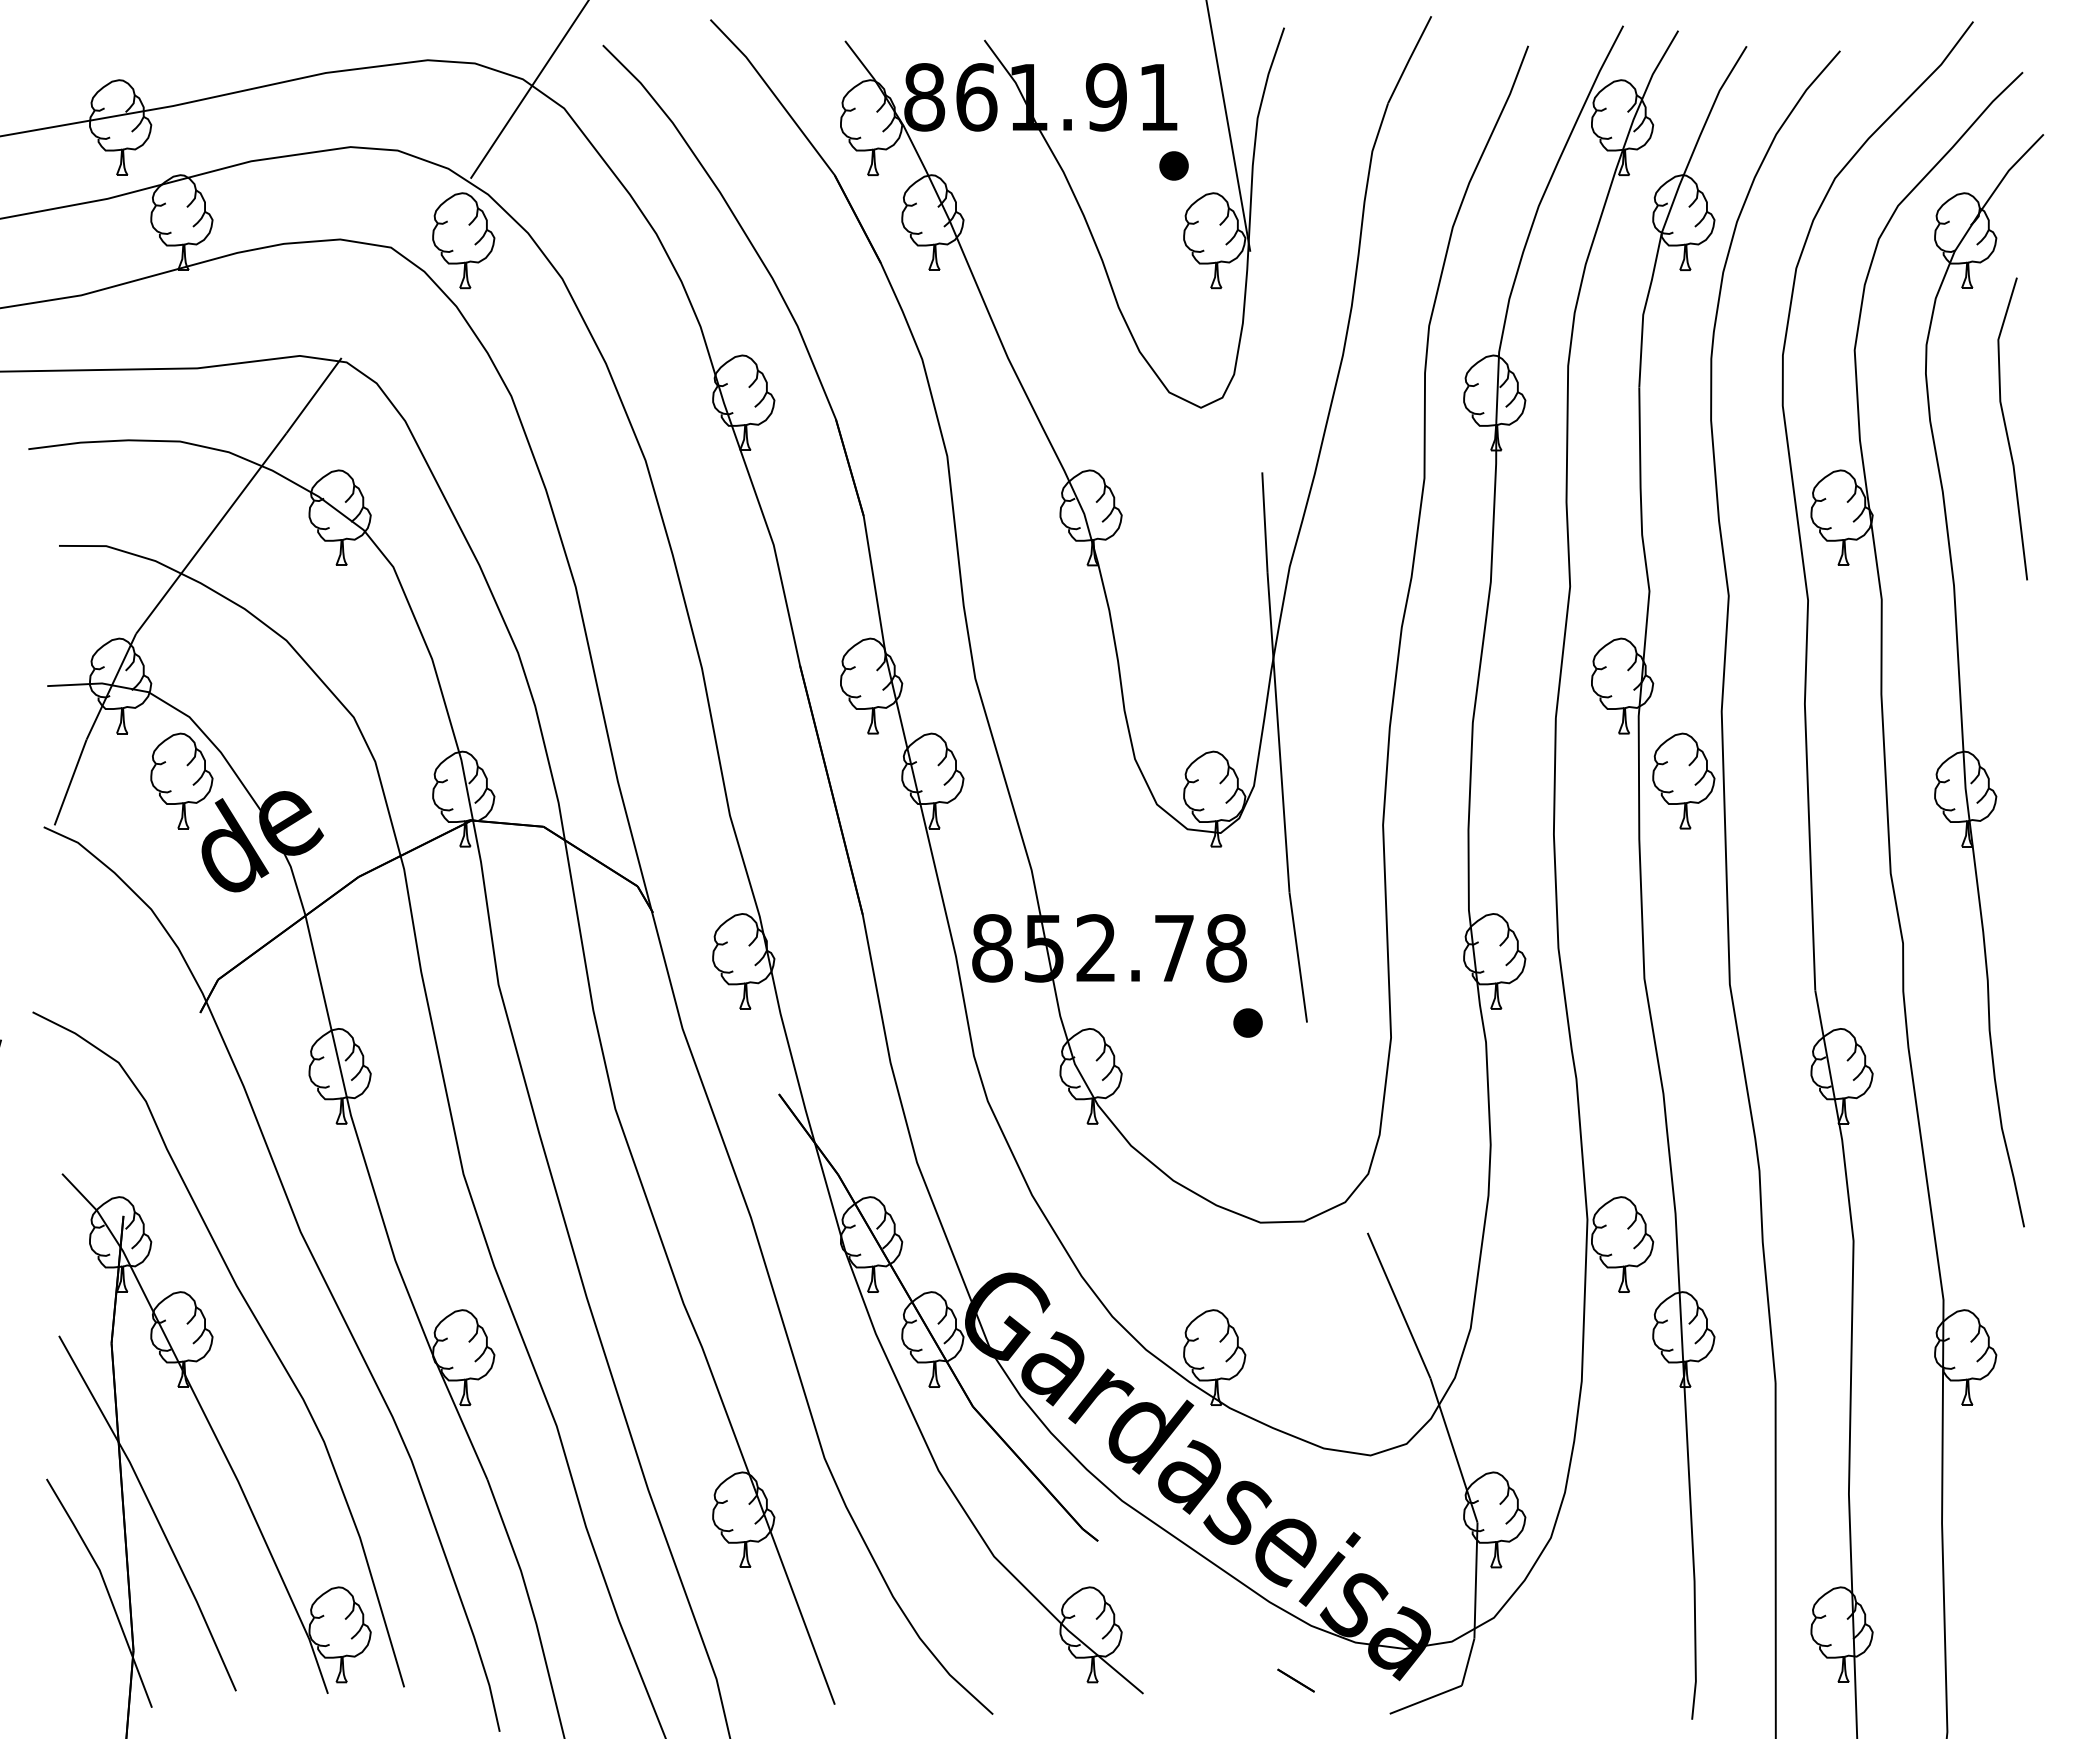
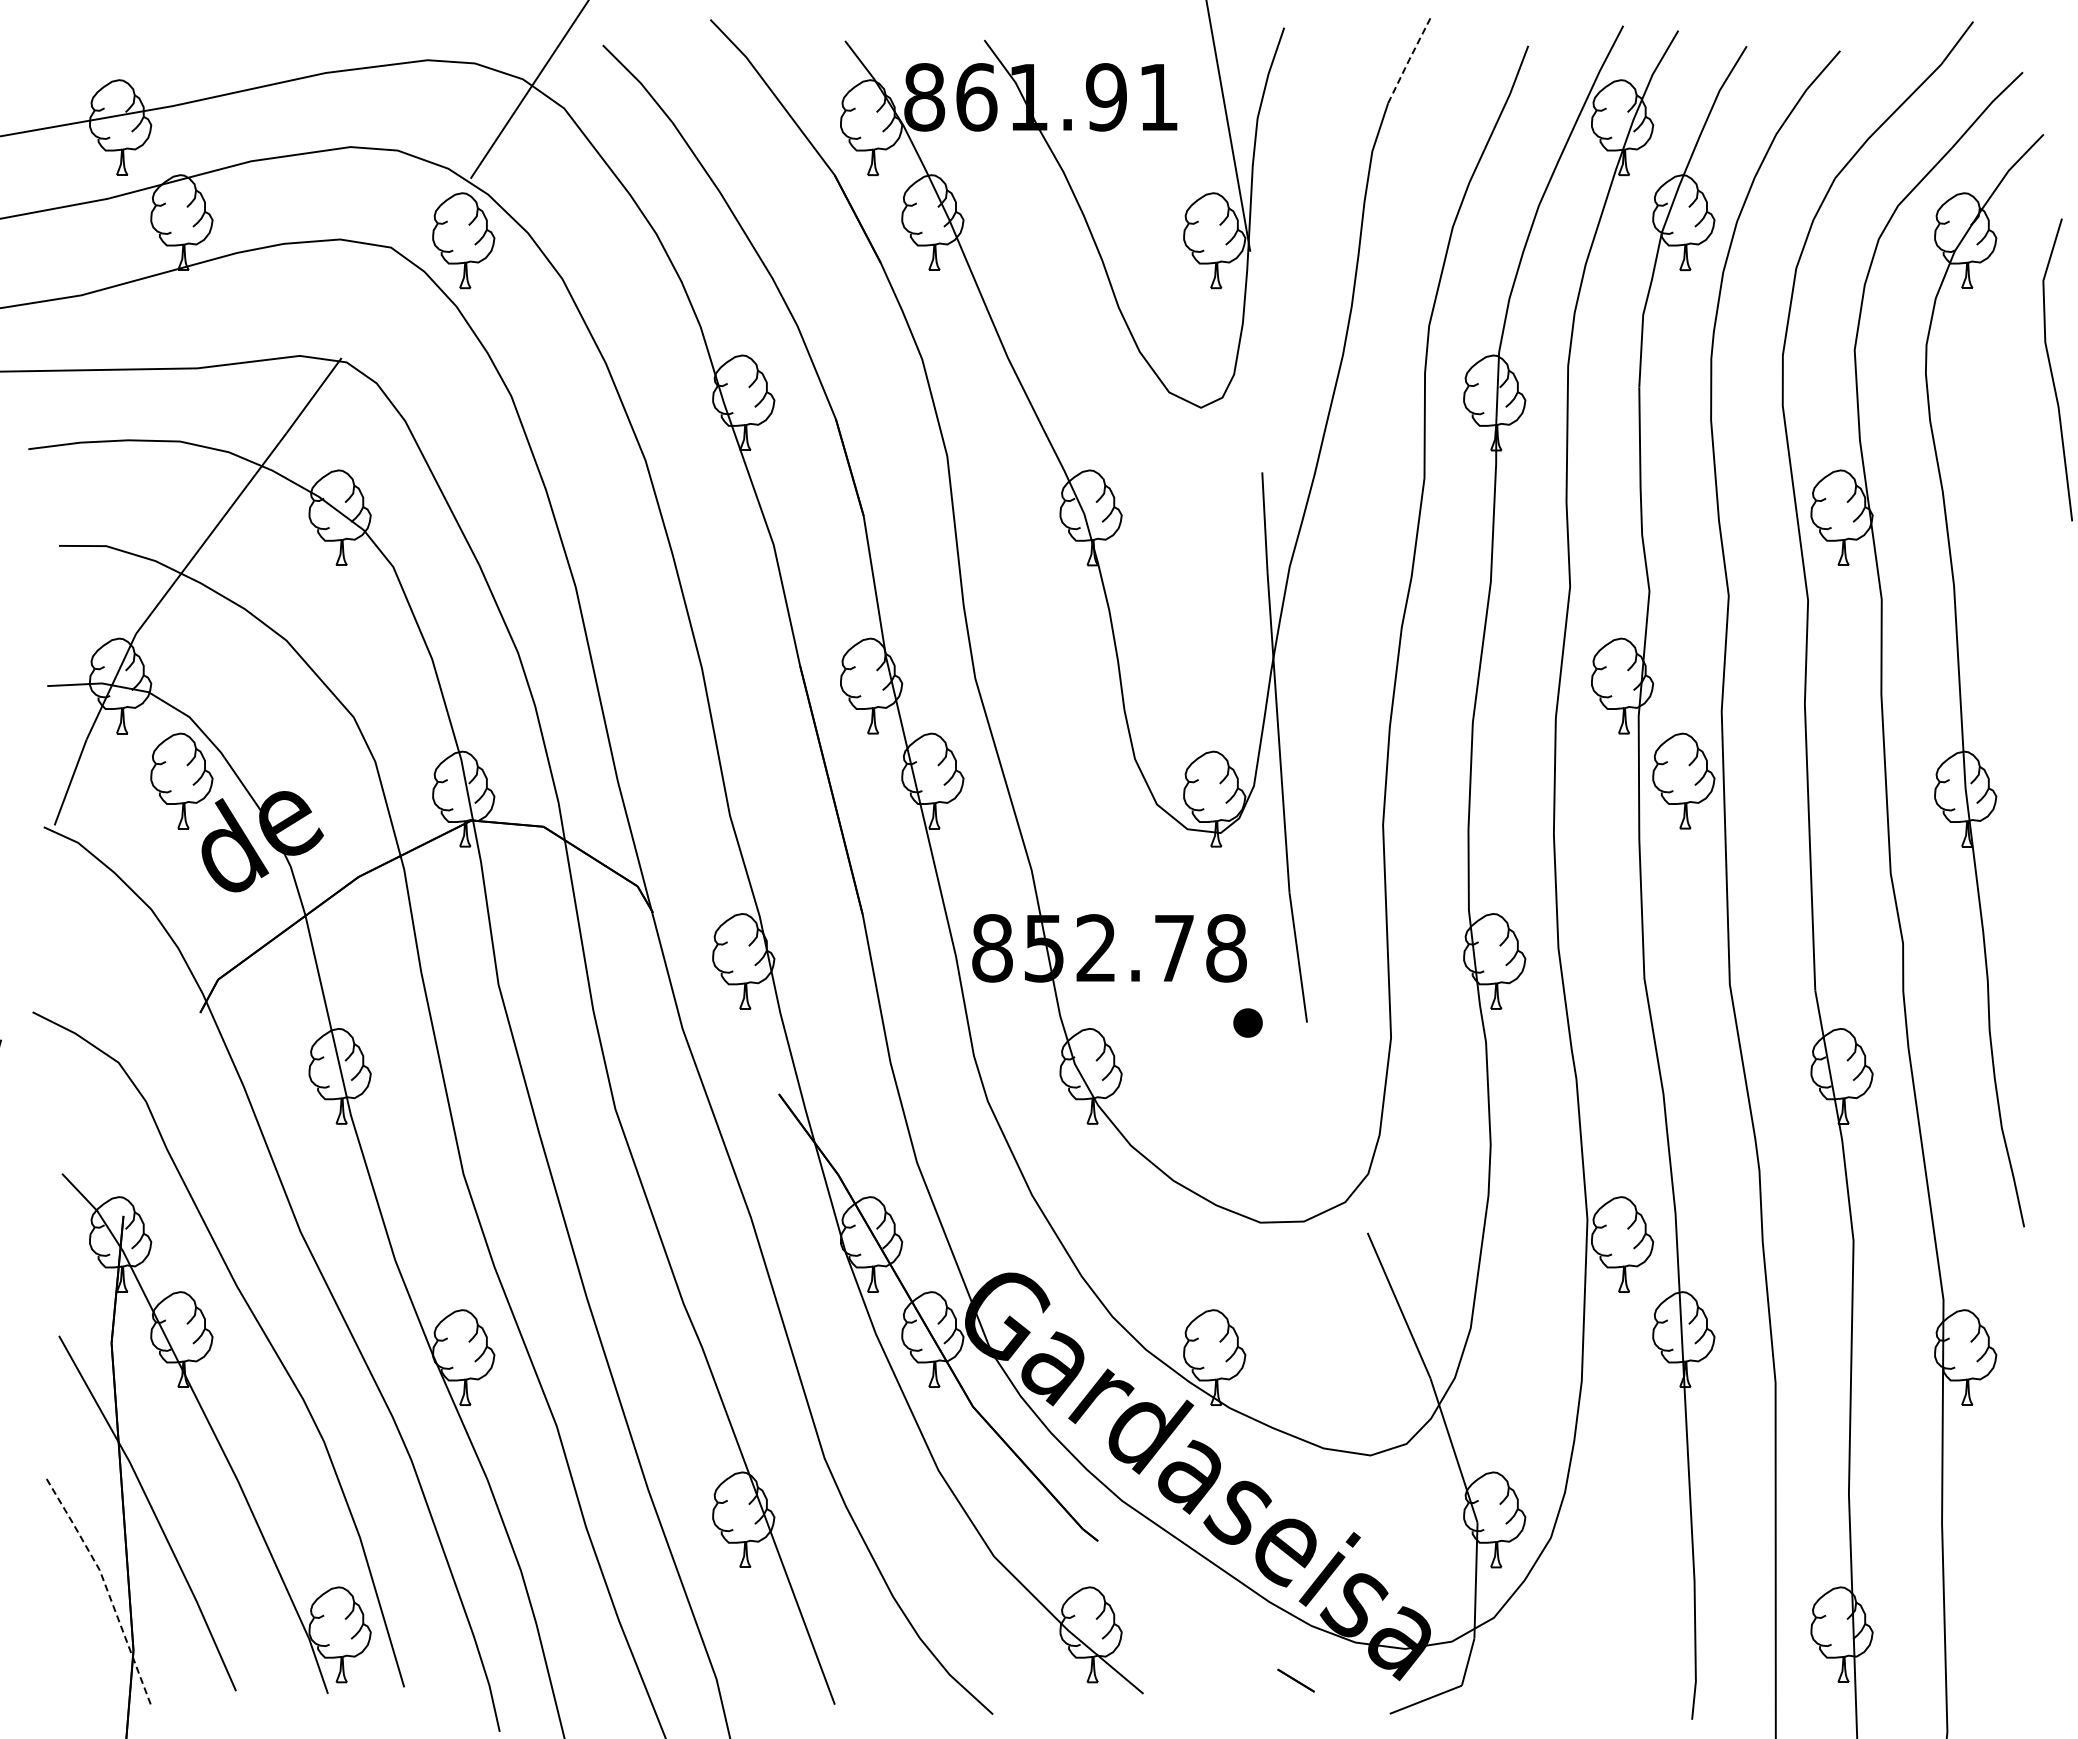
line: solid -> dashed (1409, 59)
part: present -> none (1173, 165)
line position: (2007, 430) -> (2052, 371) (2052, 371)
line: solid -> dashed (106, 1588)
